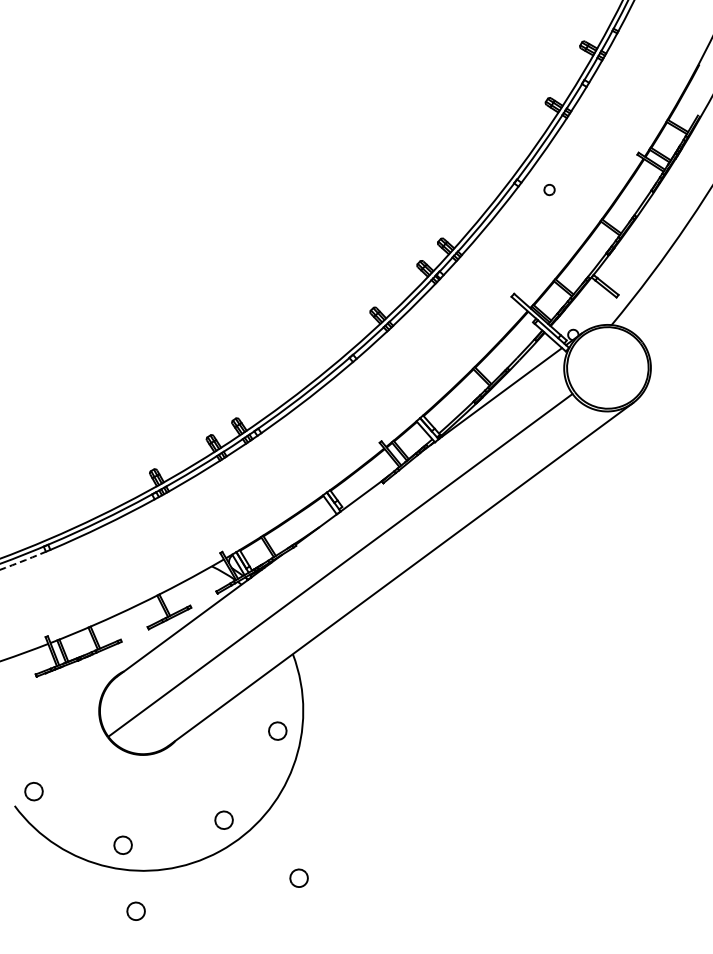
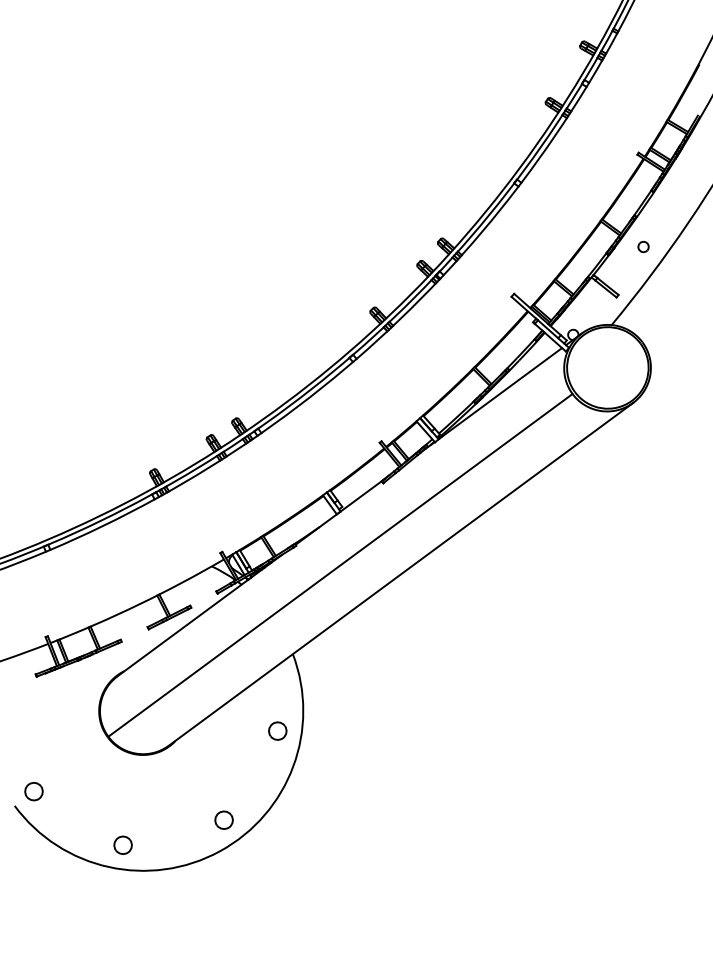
part position: (549, 190) -> (643, 247) (643, 247)
arc: dashed -> solid (23, 560)
part: present -> none (298, 877)
part: present -> none (135, 910)
